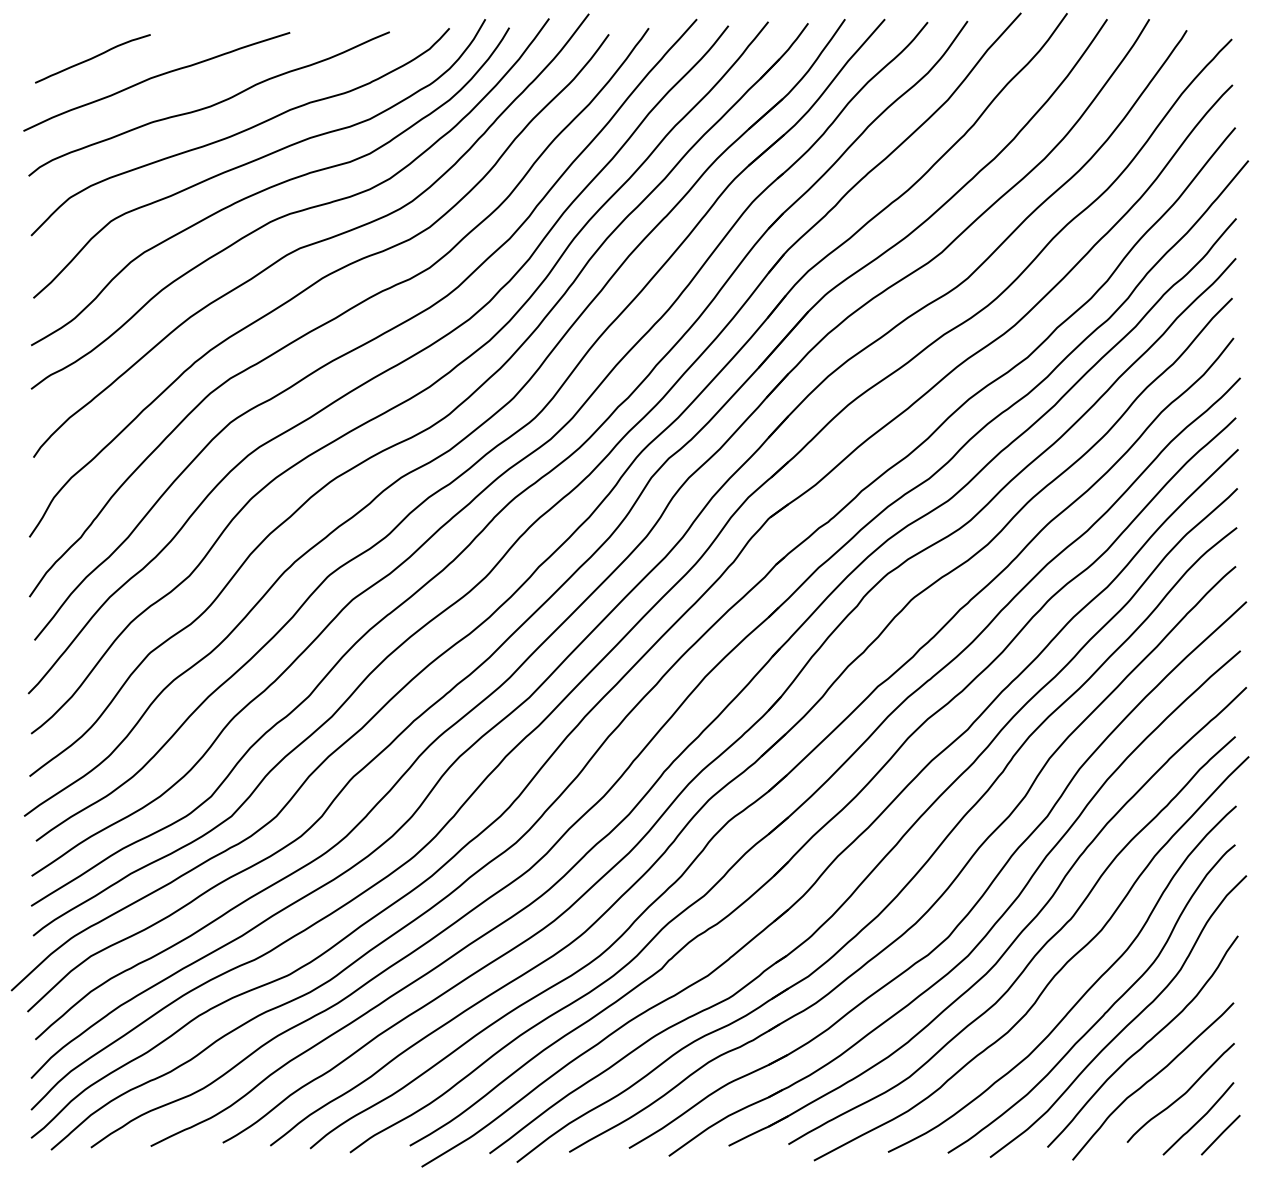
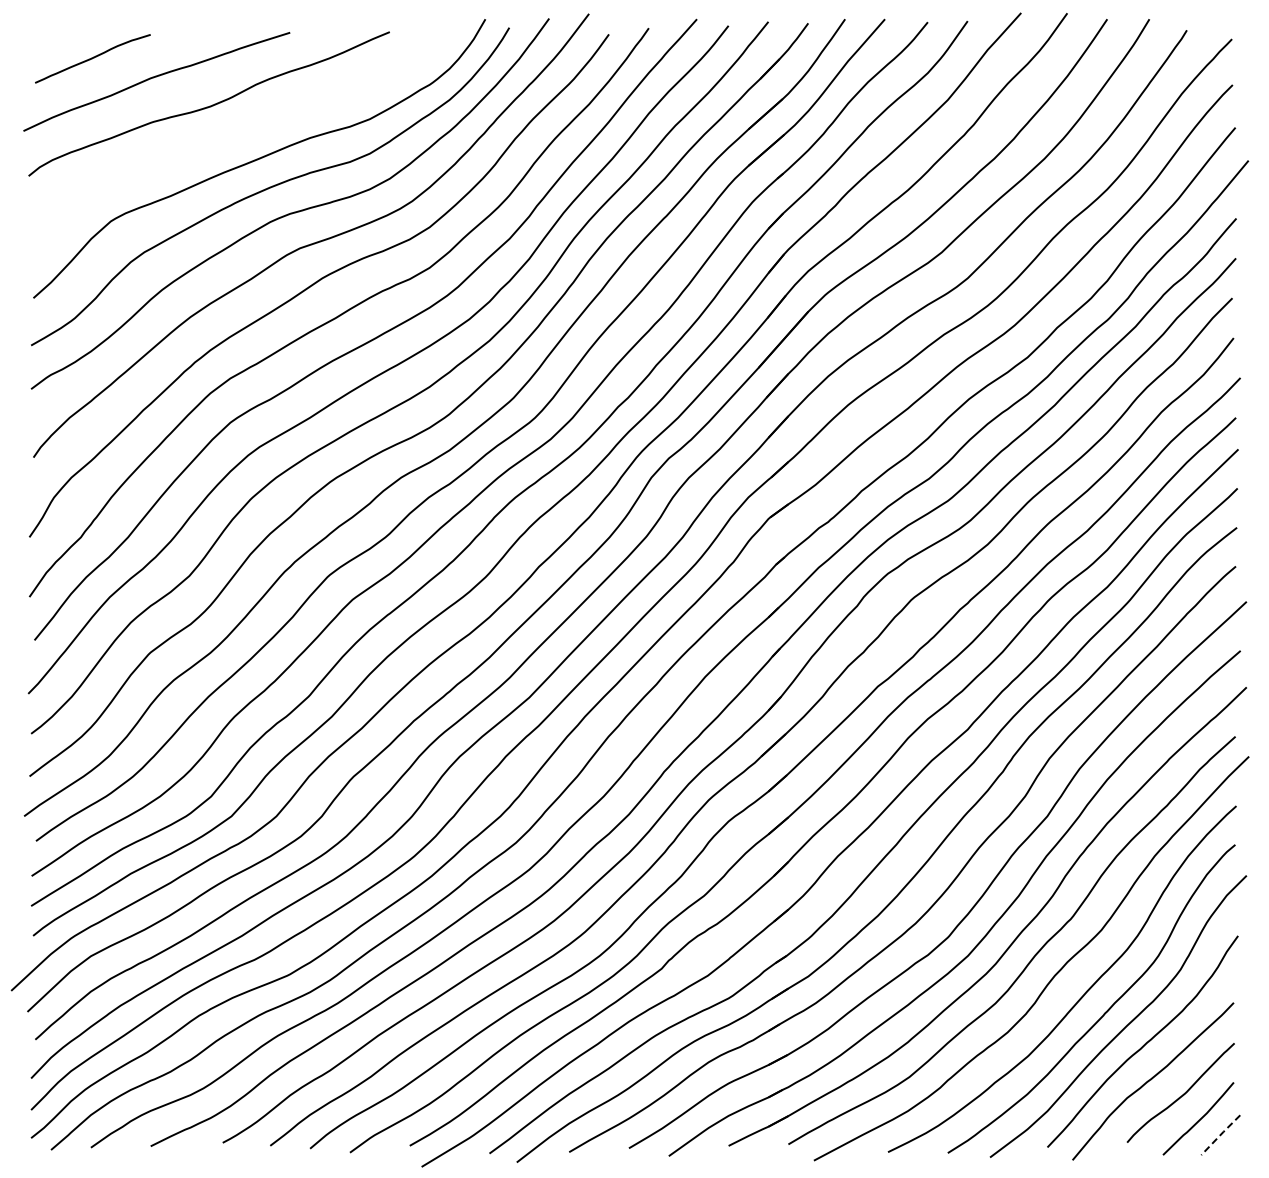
curve: present -> none (239, 132)
line: solid -> dashed (1220, 1134)
